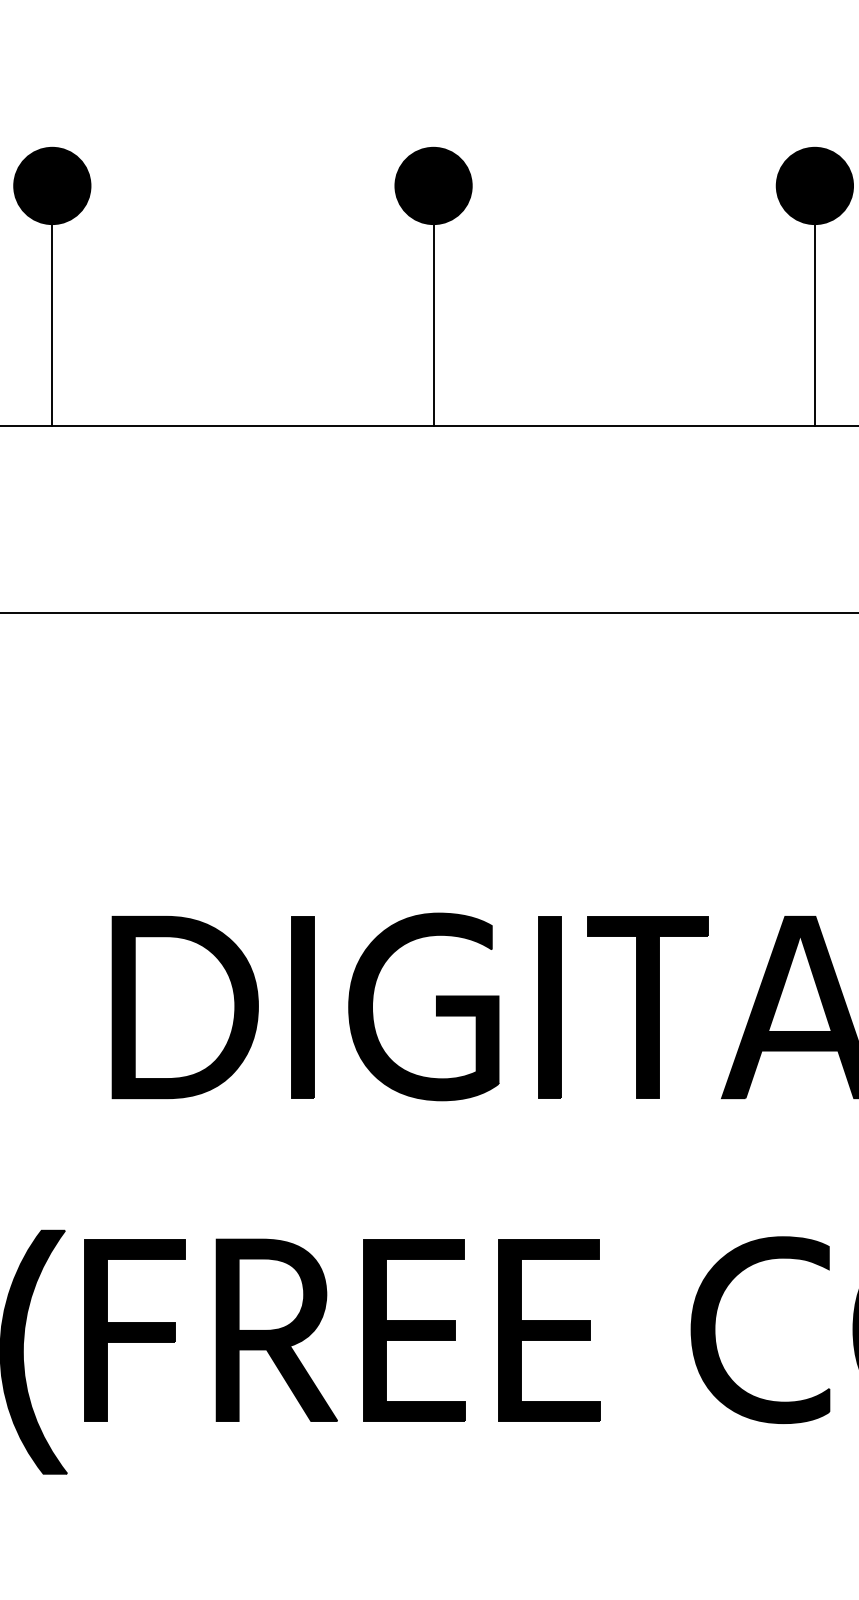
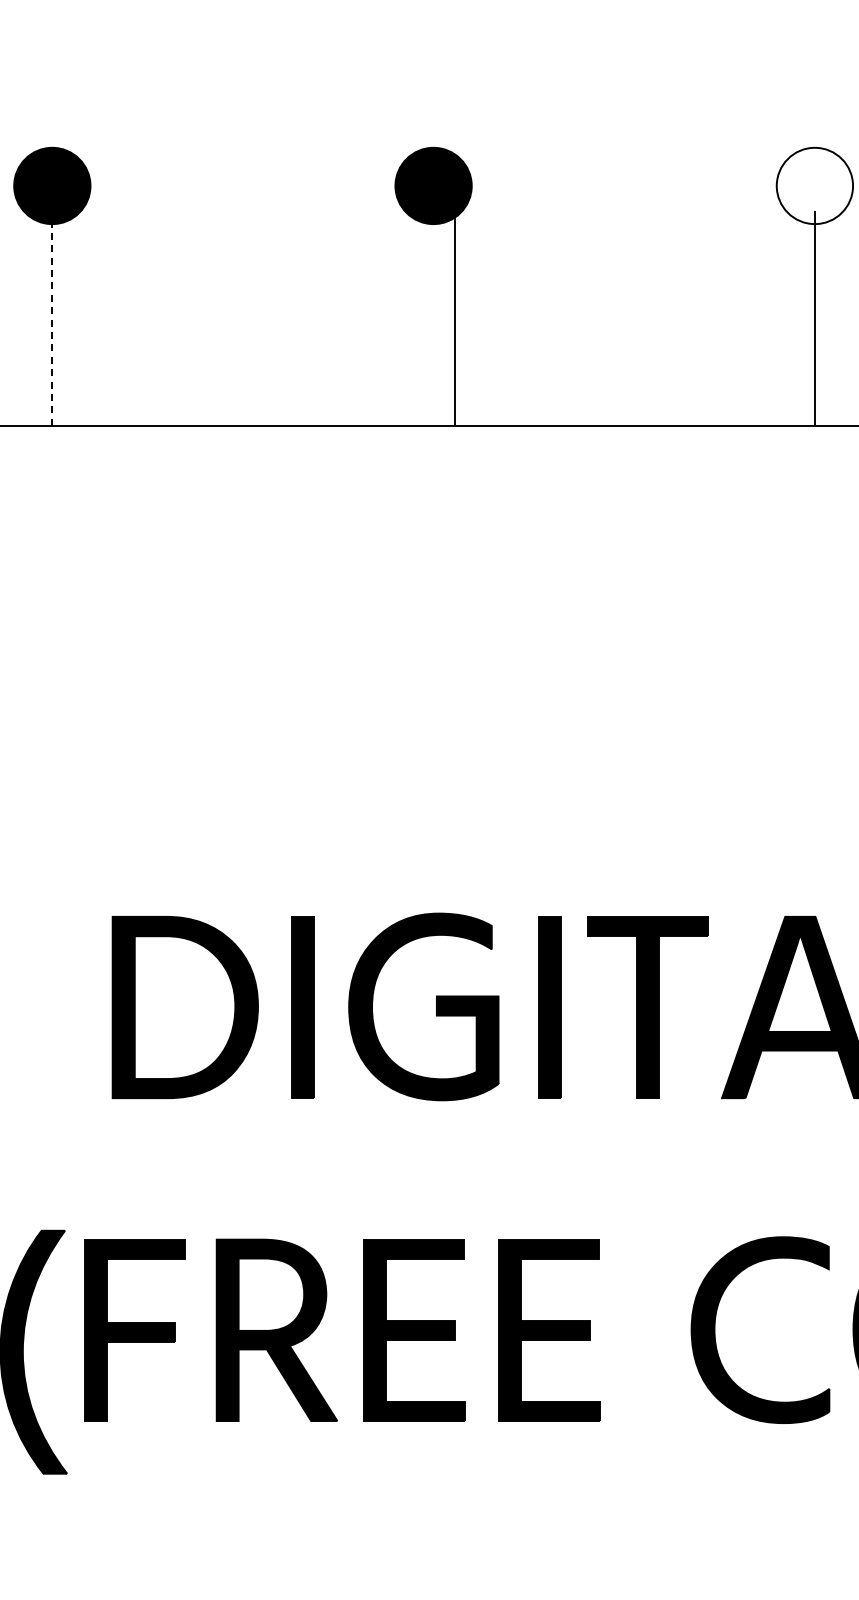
fill: present -> none (814, 185)
line: solid -> dashed (52, 318)
line position: (433, 318) -> (454, 318) (454, 318)
line: present -> none (428, 612)
